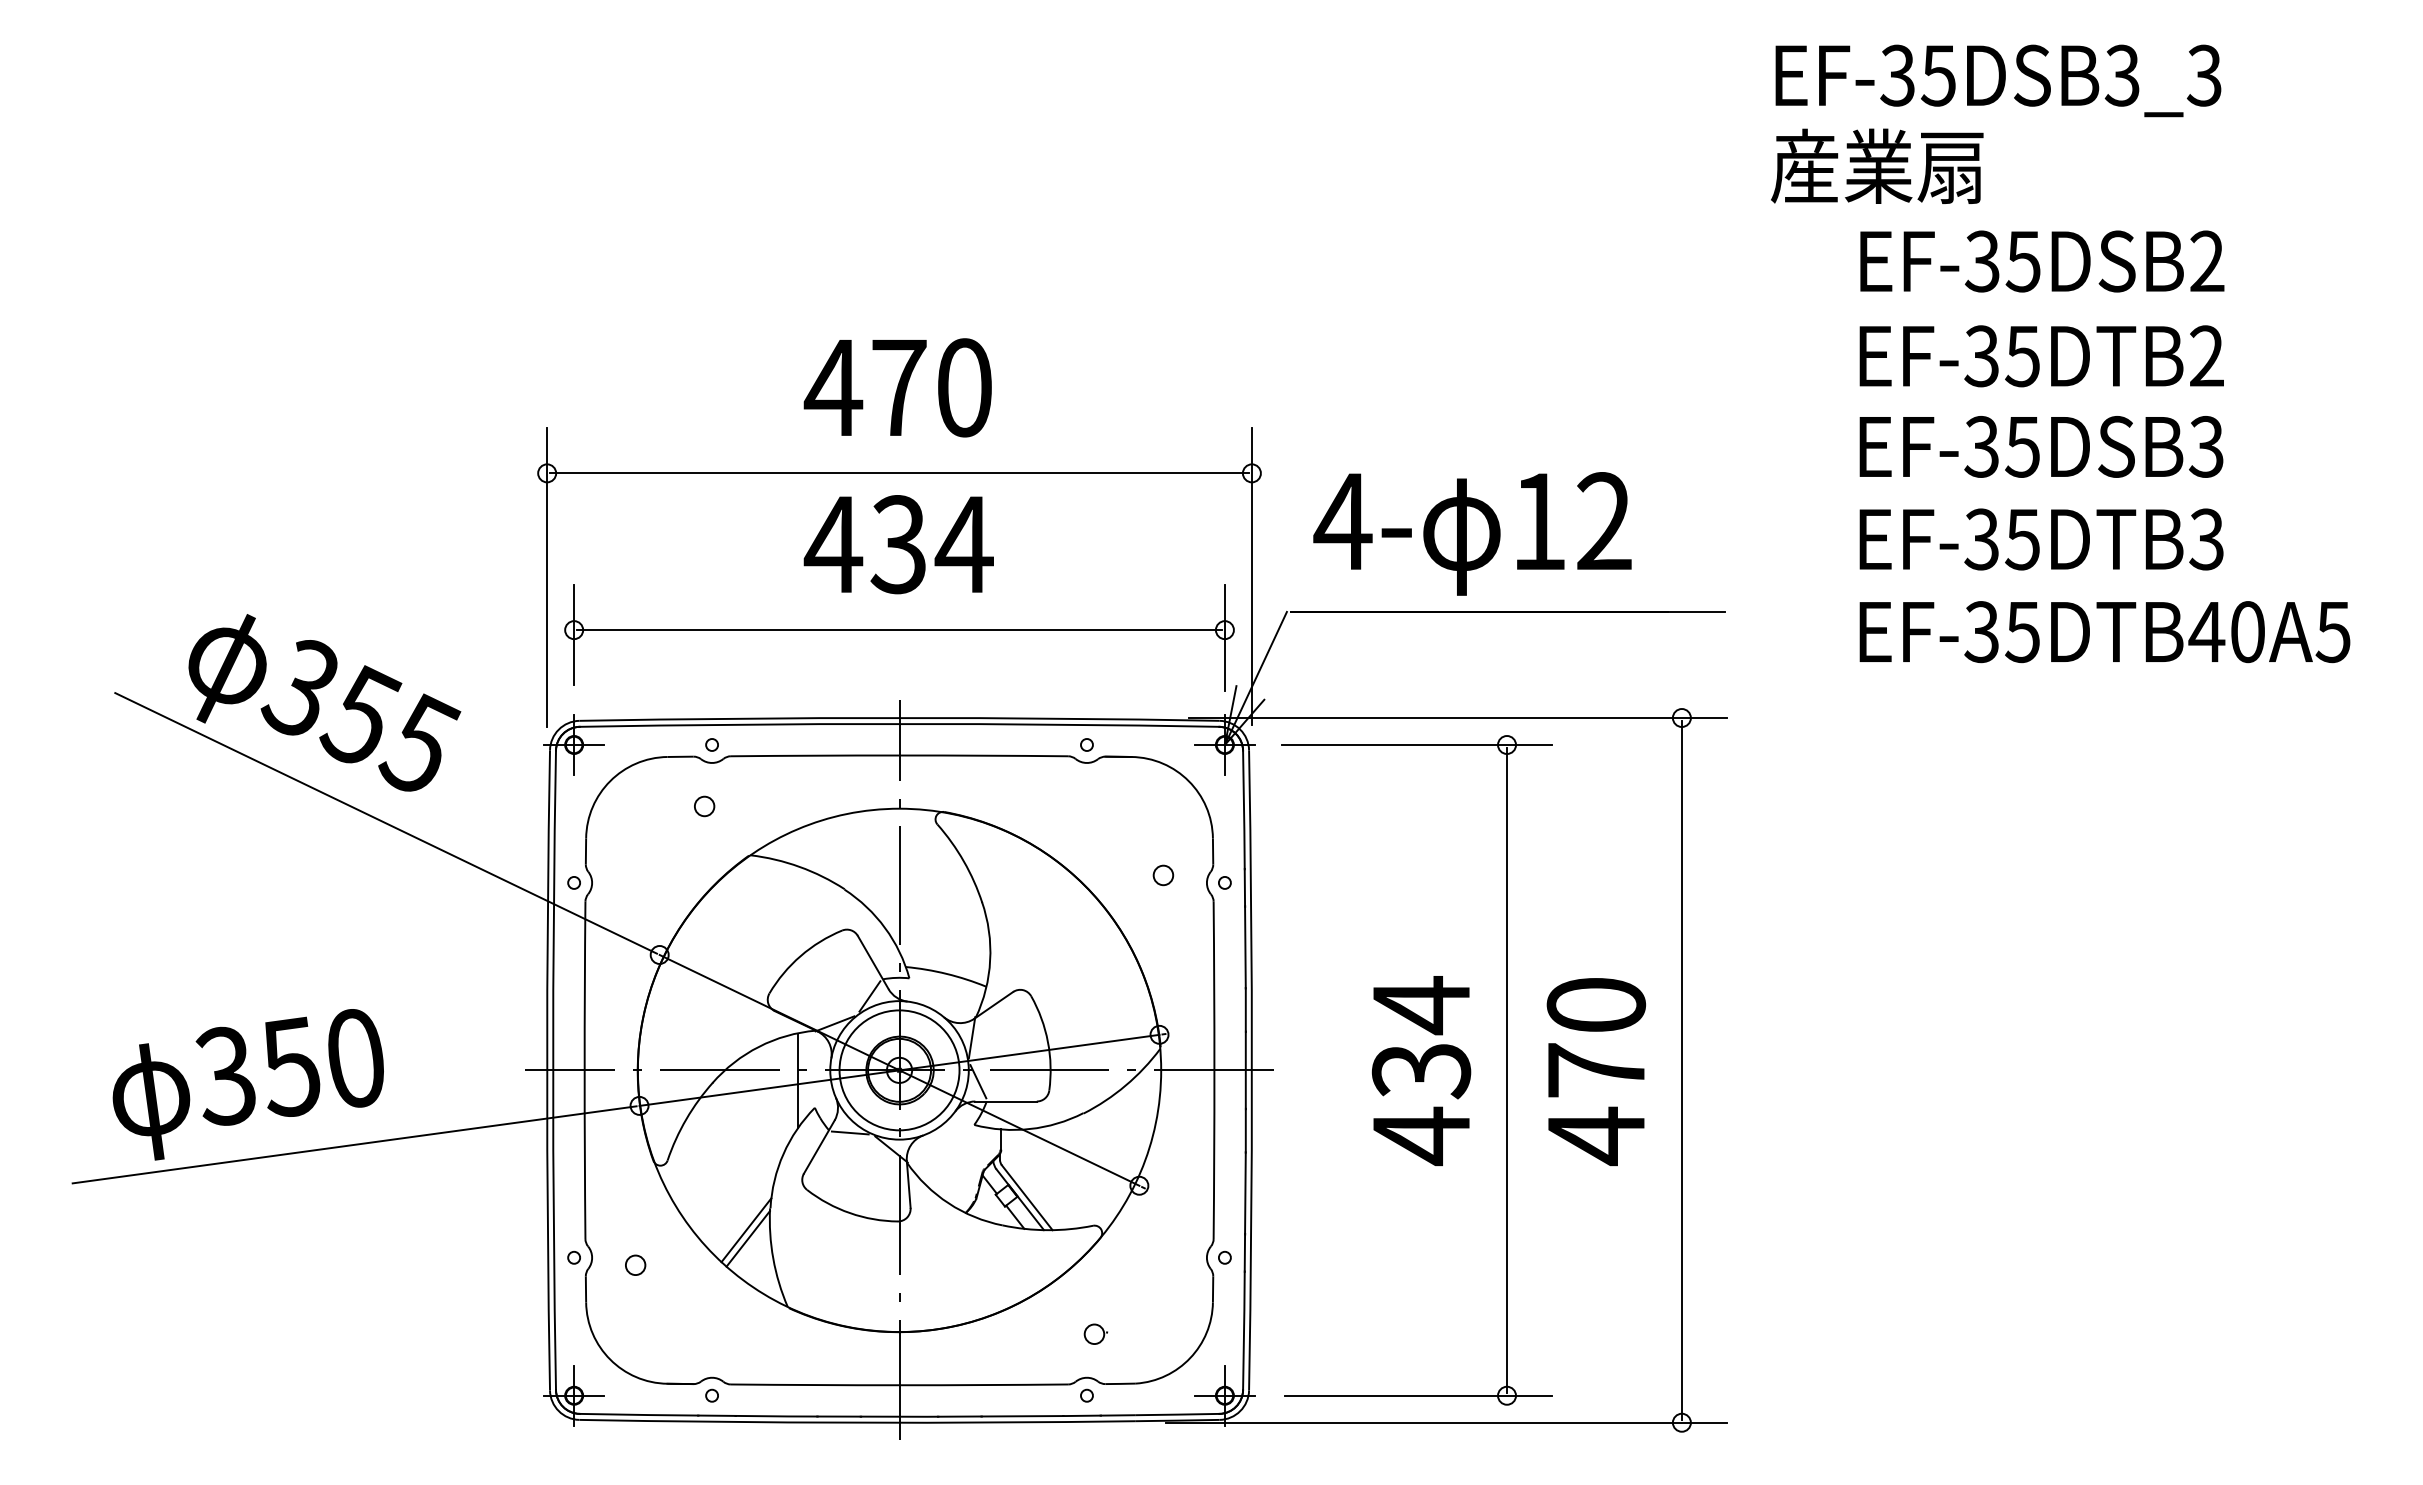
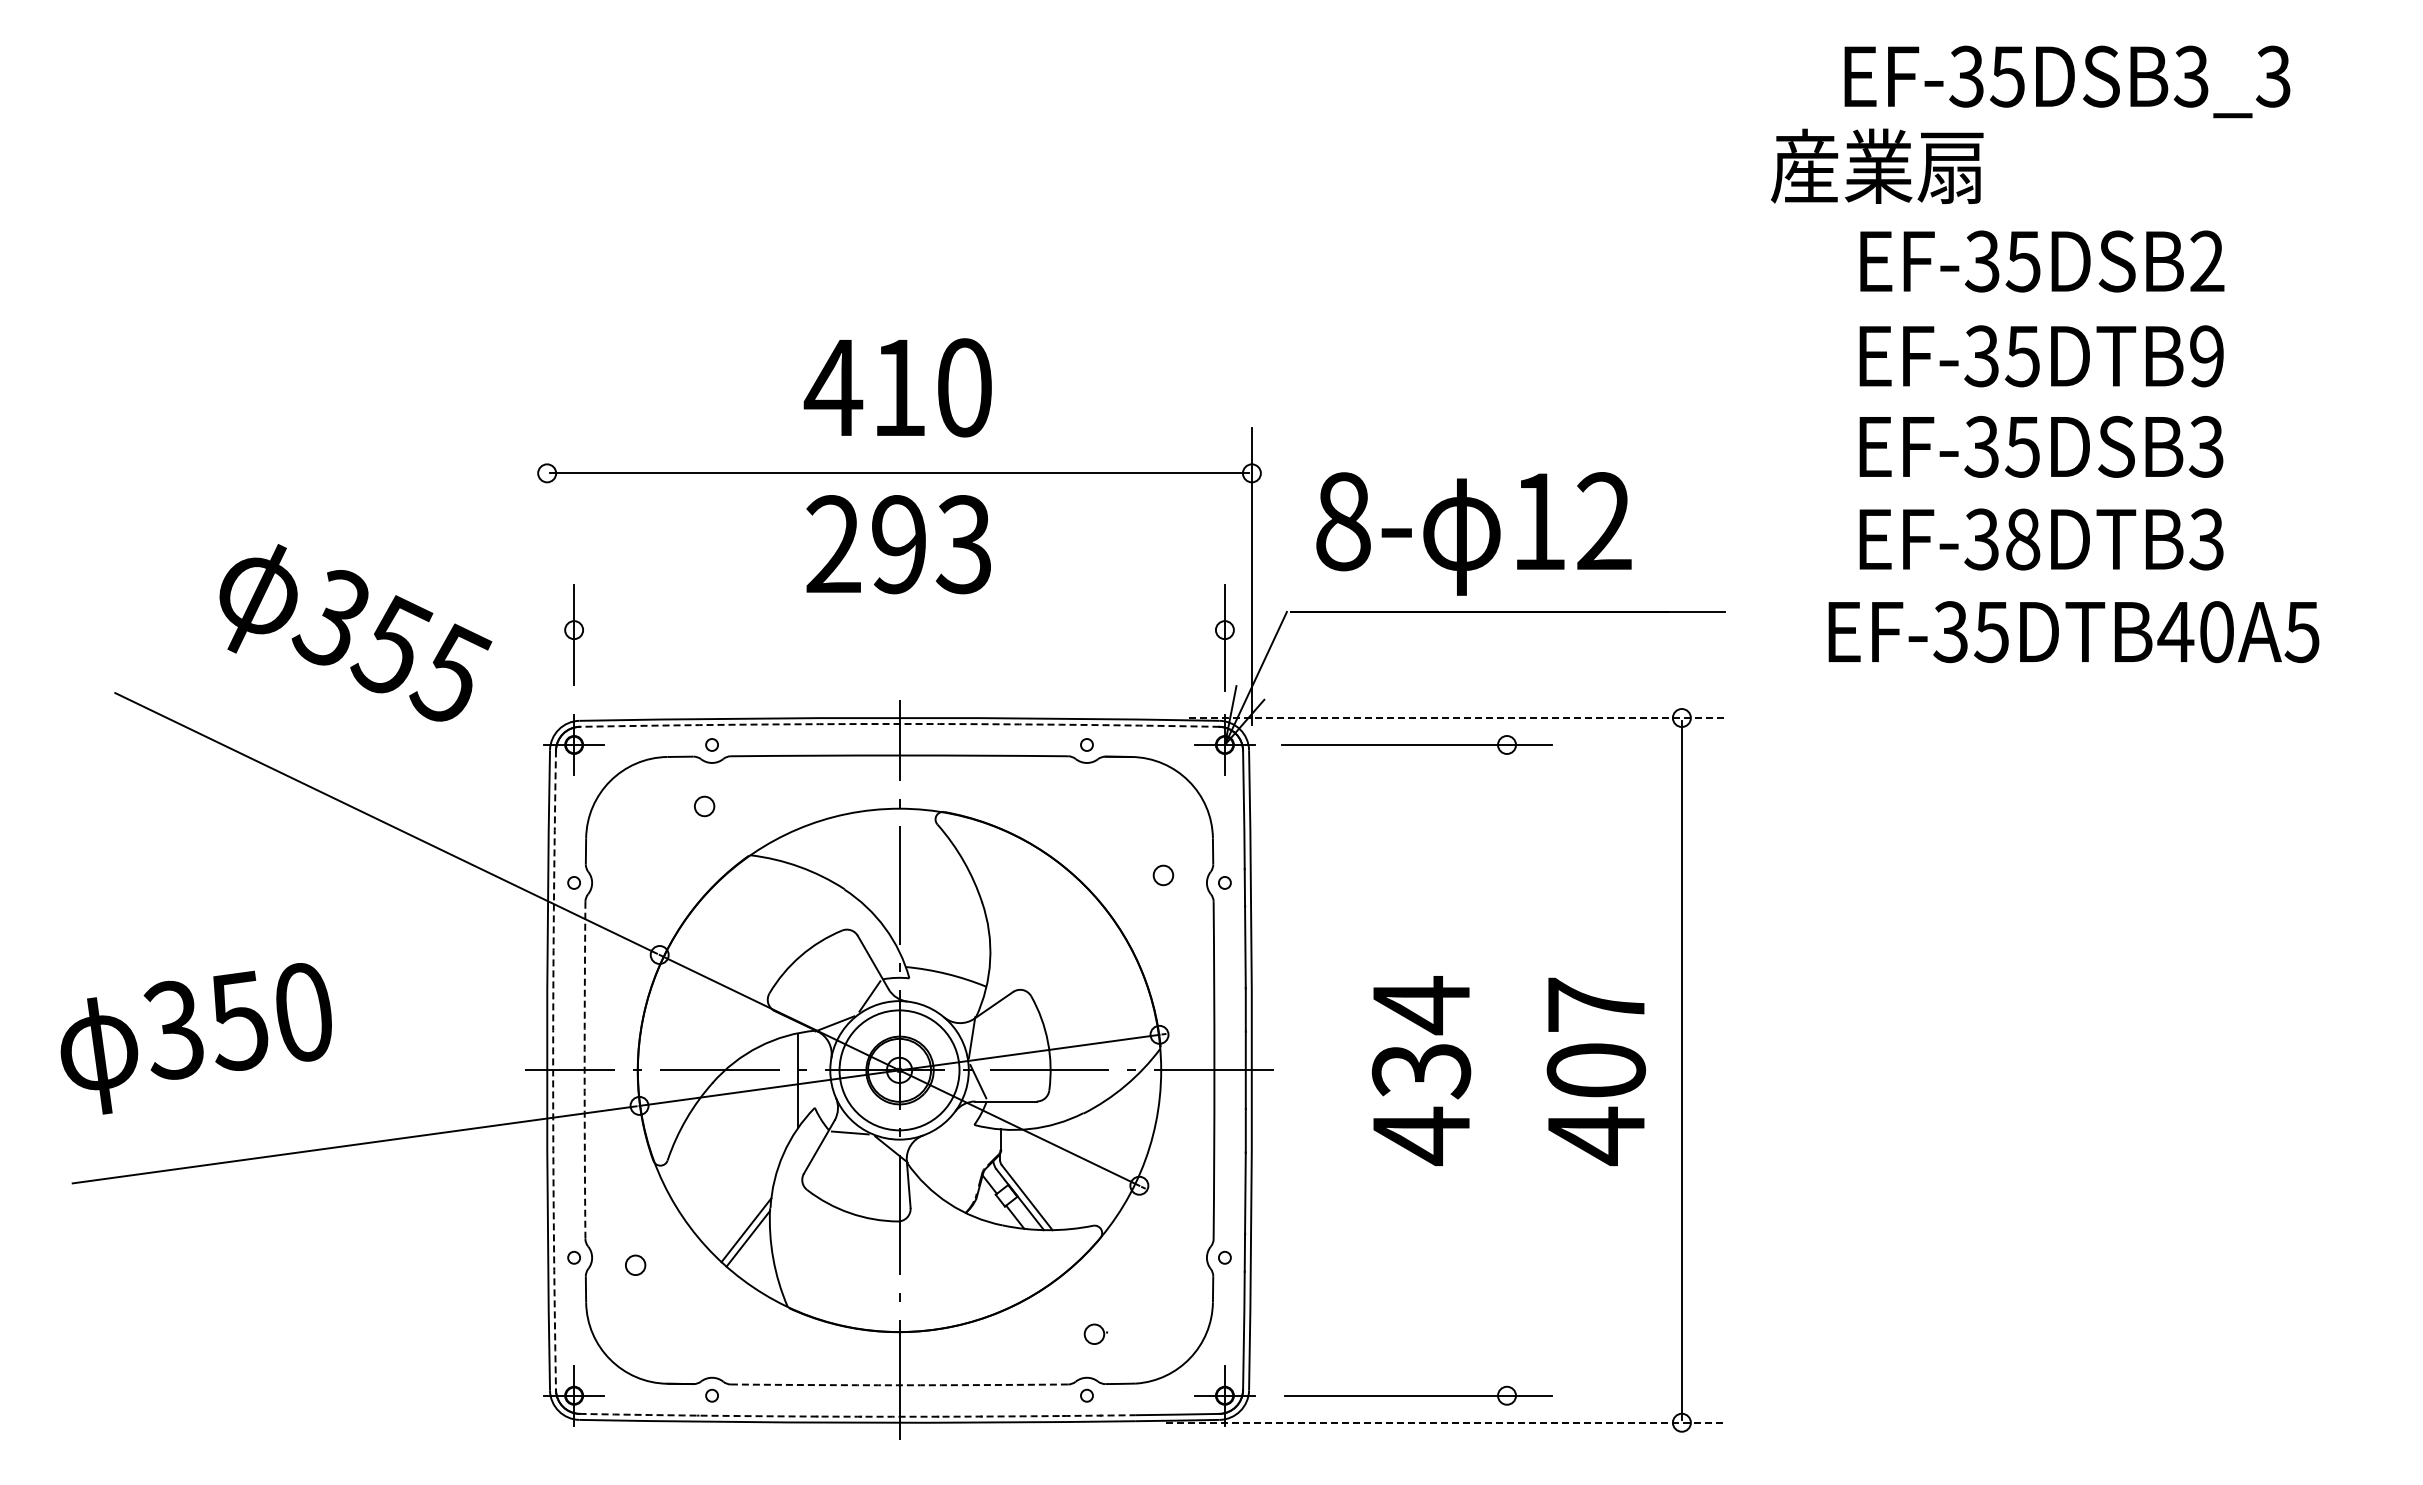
text position: (1998, 80) -> (2067, 81) (2067, 81)
text: EF-35DTB2 -> EF-35DTB9 (2206, 356)
text: 470 -> 410 (899, 387)
text: 4- -> 8- (1342, 521)
text: EF-35DTB3 -> EF-38DTB3 (2022, 539)
text: 434 -> 293 (898, 544)
line: present -> none (547, 577)
line: present -> none (899, 630)
text position: (2104, 632) -> (2073, 632) (2073, 632)
text position: (324, 702) -> (355, 632) (355, 632)
line: solid -> dashed (1458, 718)
arc: solid -> dashed (899, 724)
text: 470 -> 407 (1596, 1037)
line: present -> none (1507, 1069)
arc: solid -> dashed (553, 1070)
arc: solid -> dashed (584, 1070)
text position: (247, 1084) -> (195, 1038) (195, 1038)
arc: solid -> dashed (899, 1385)
arc: solid -> dashed (857, 1416)
line: solid -> dashed (1446, 1422)
